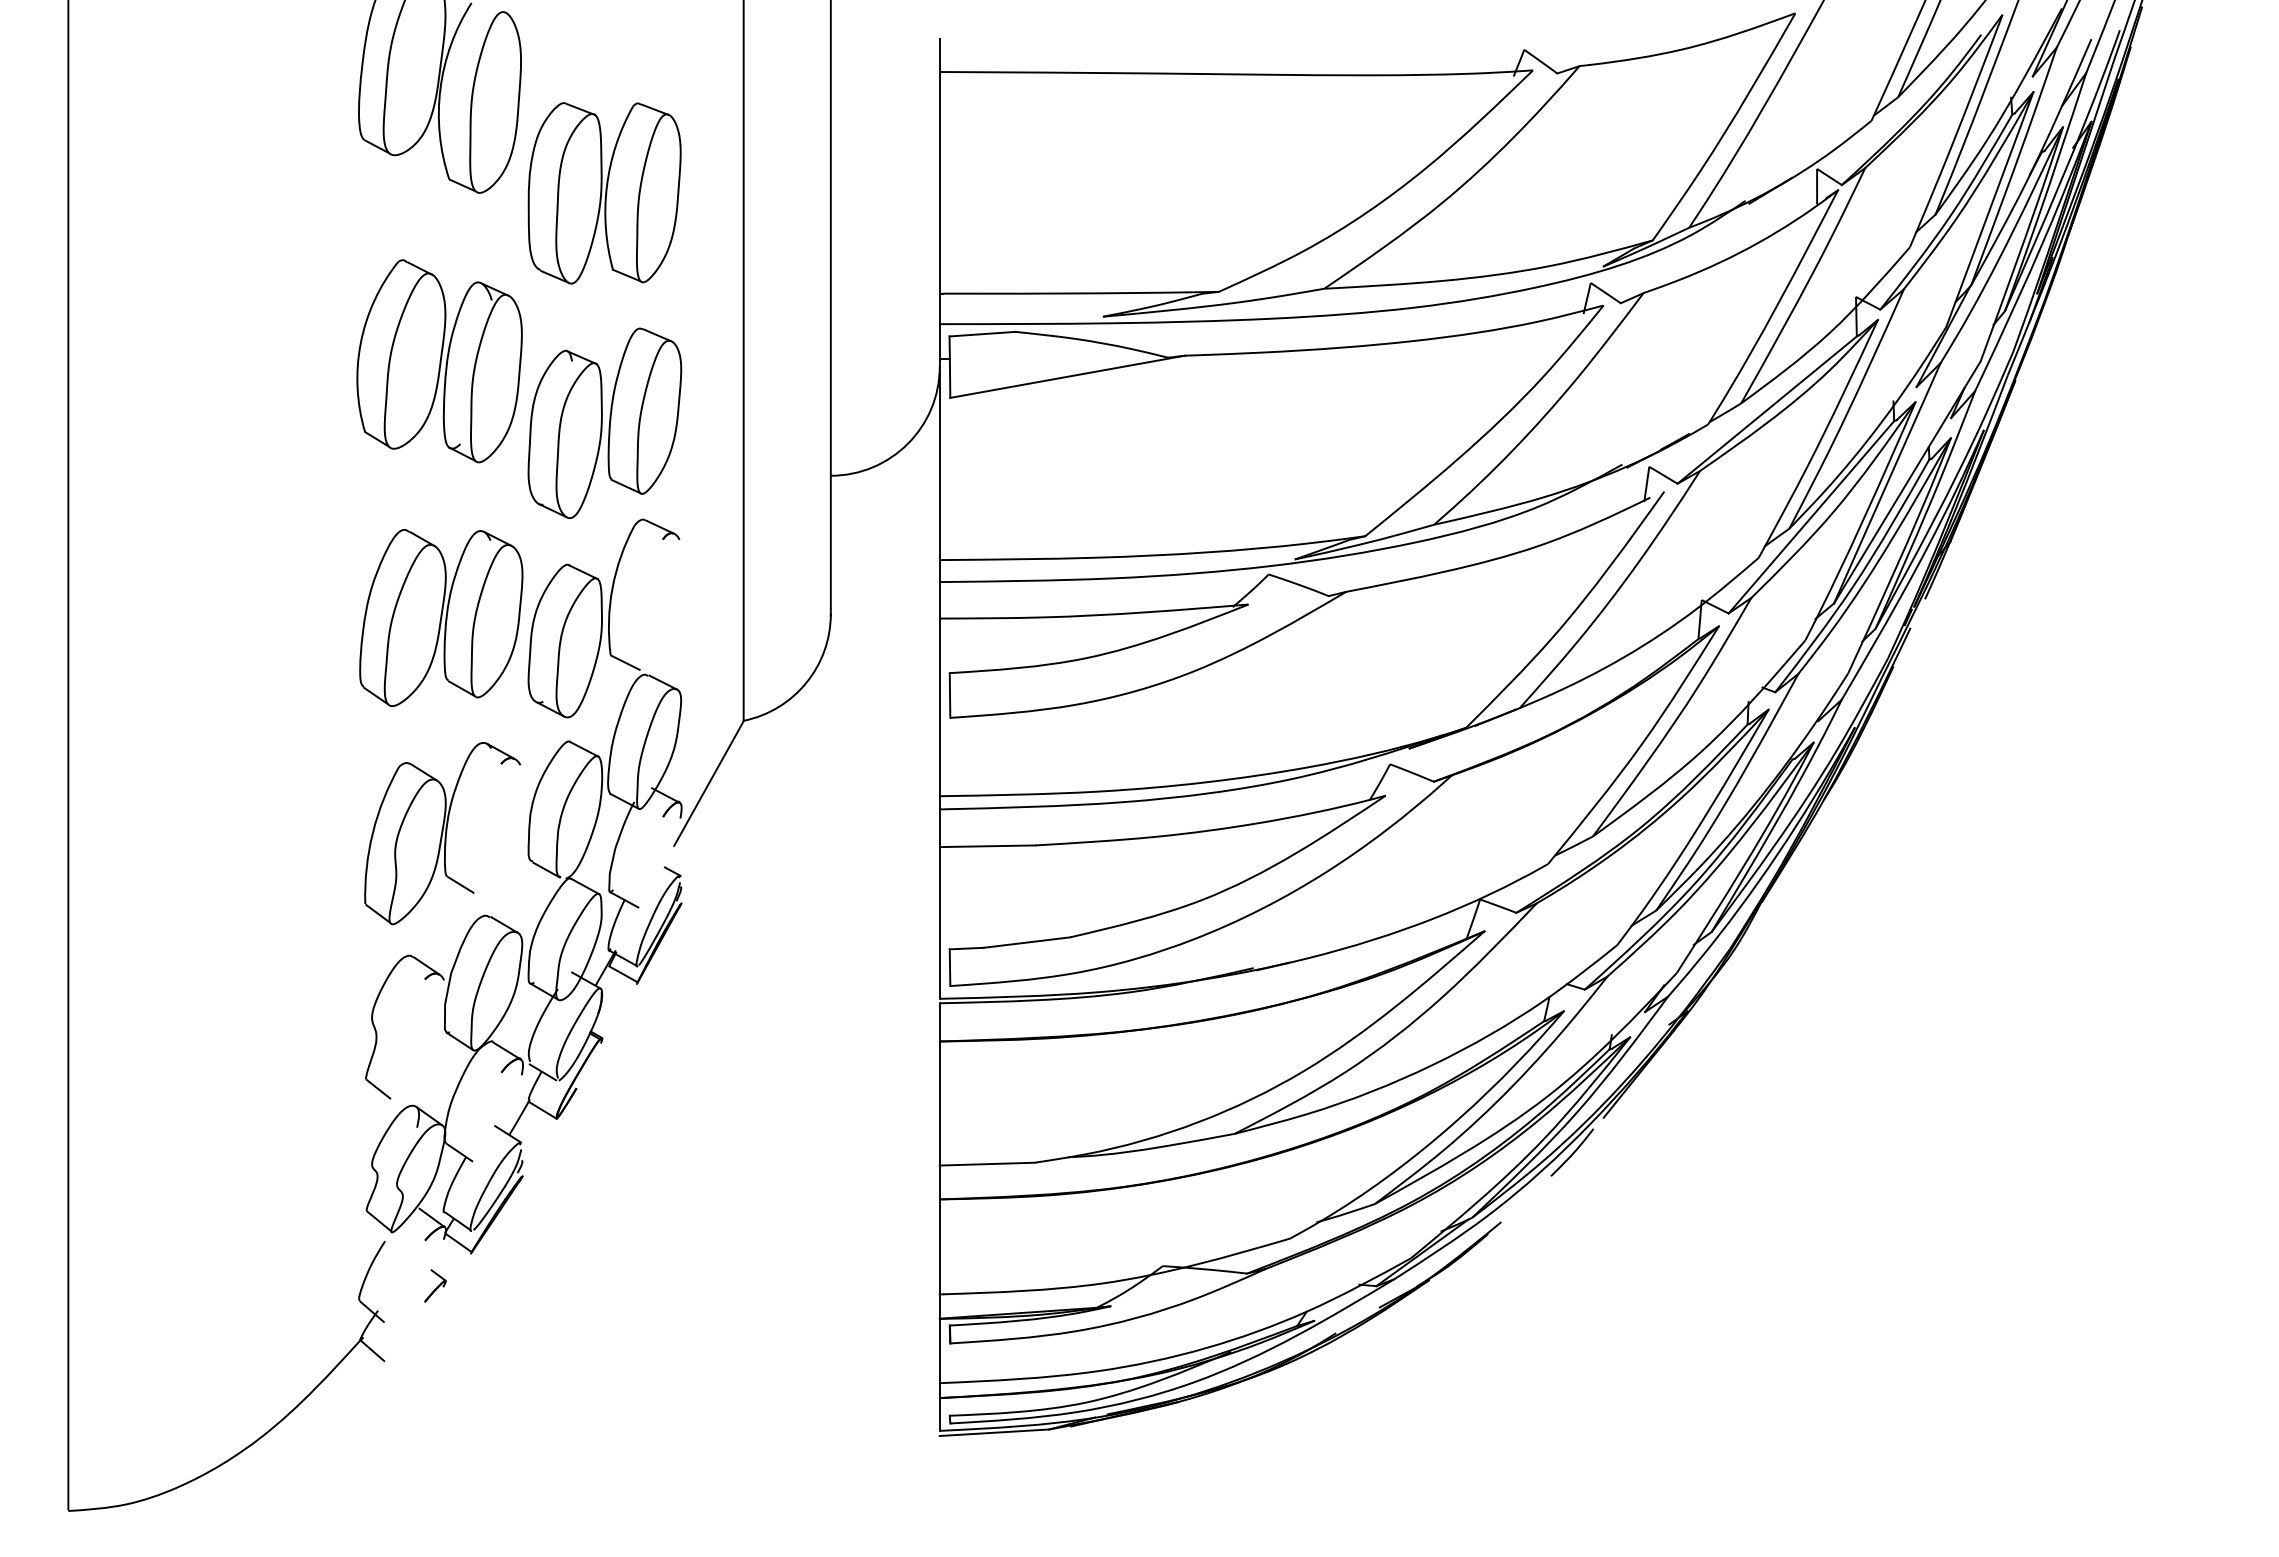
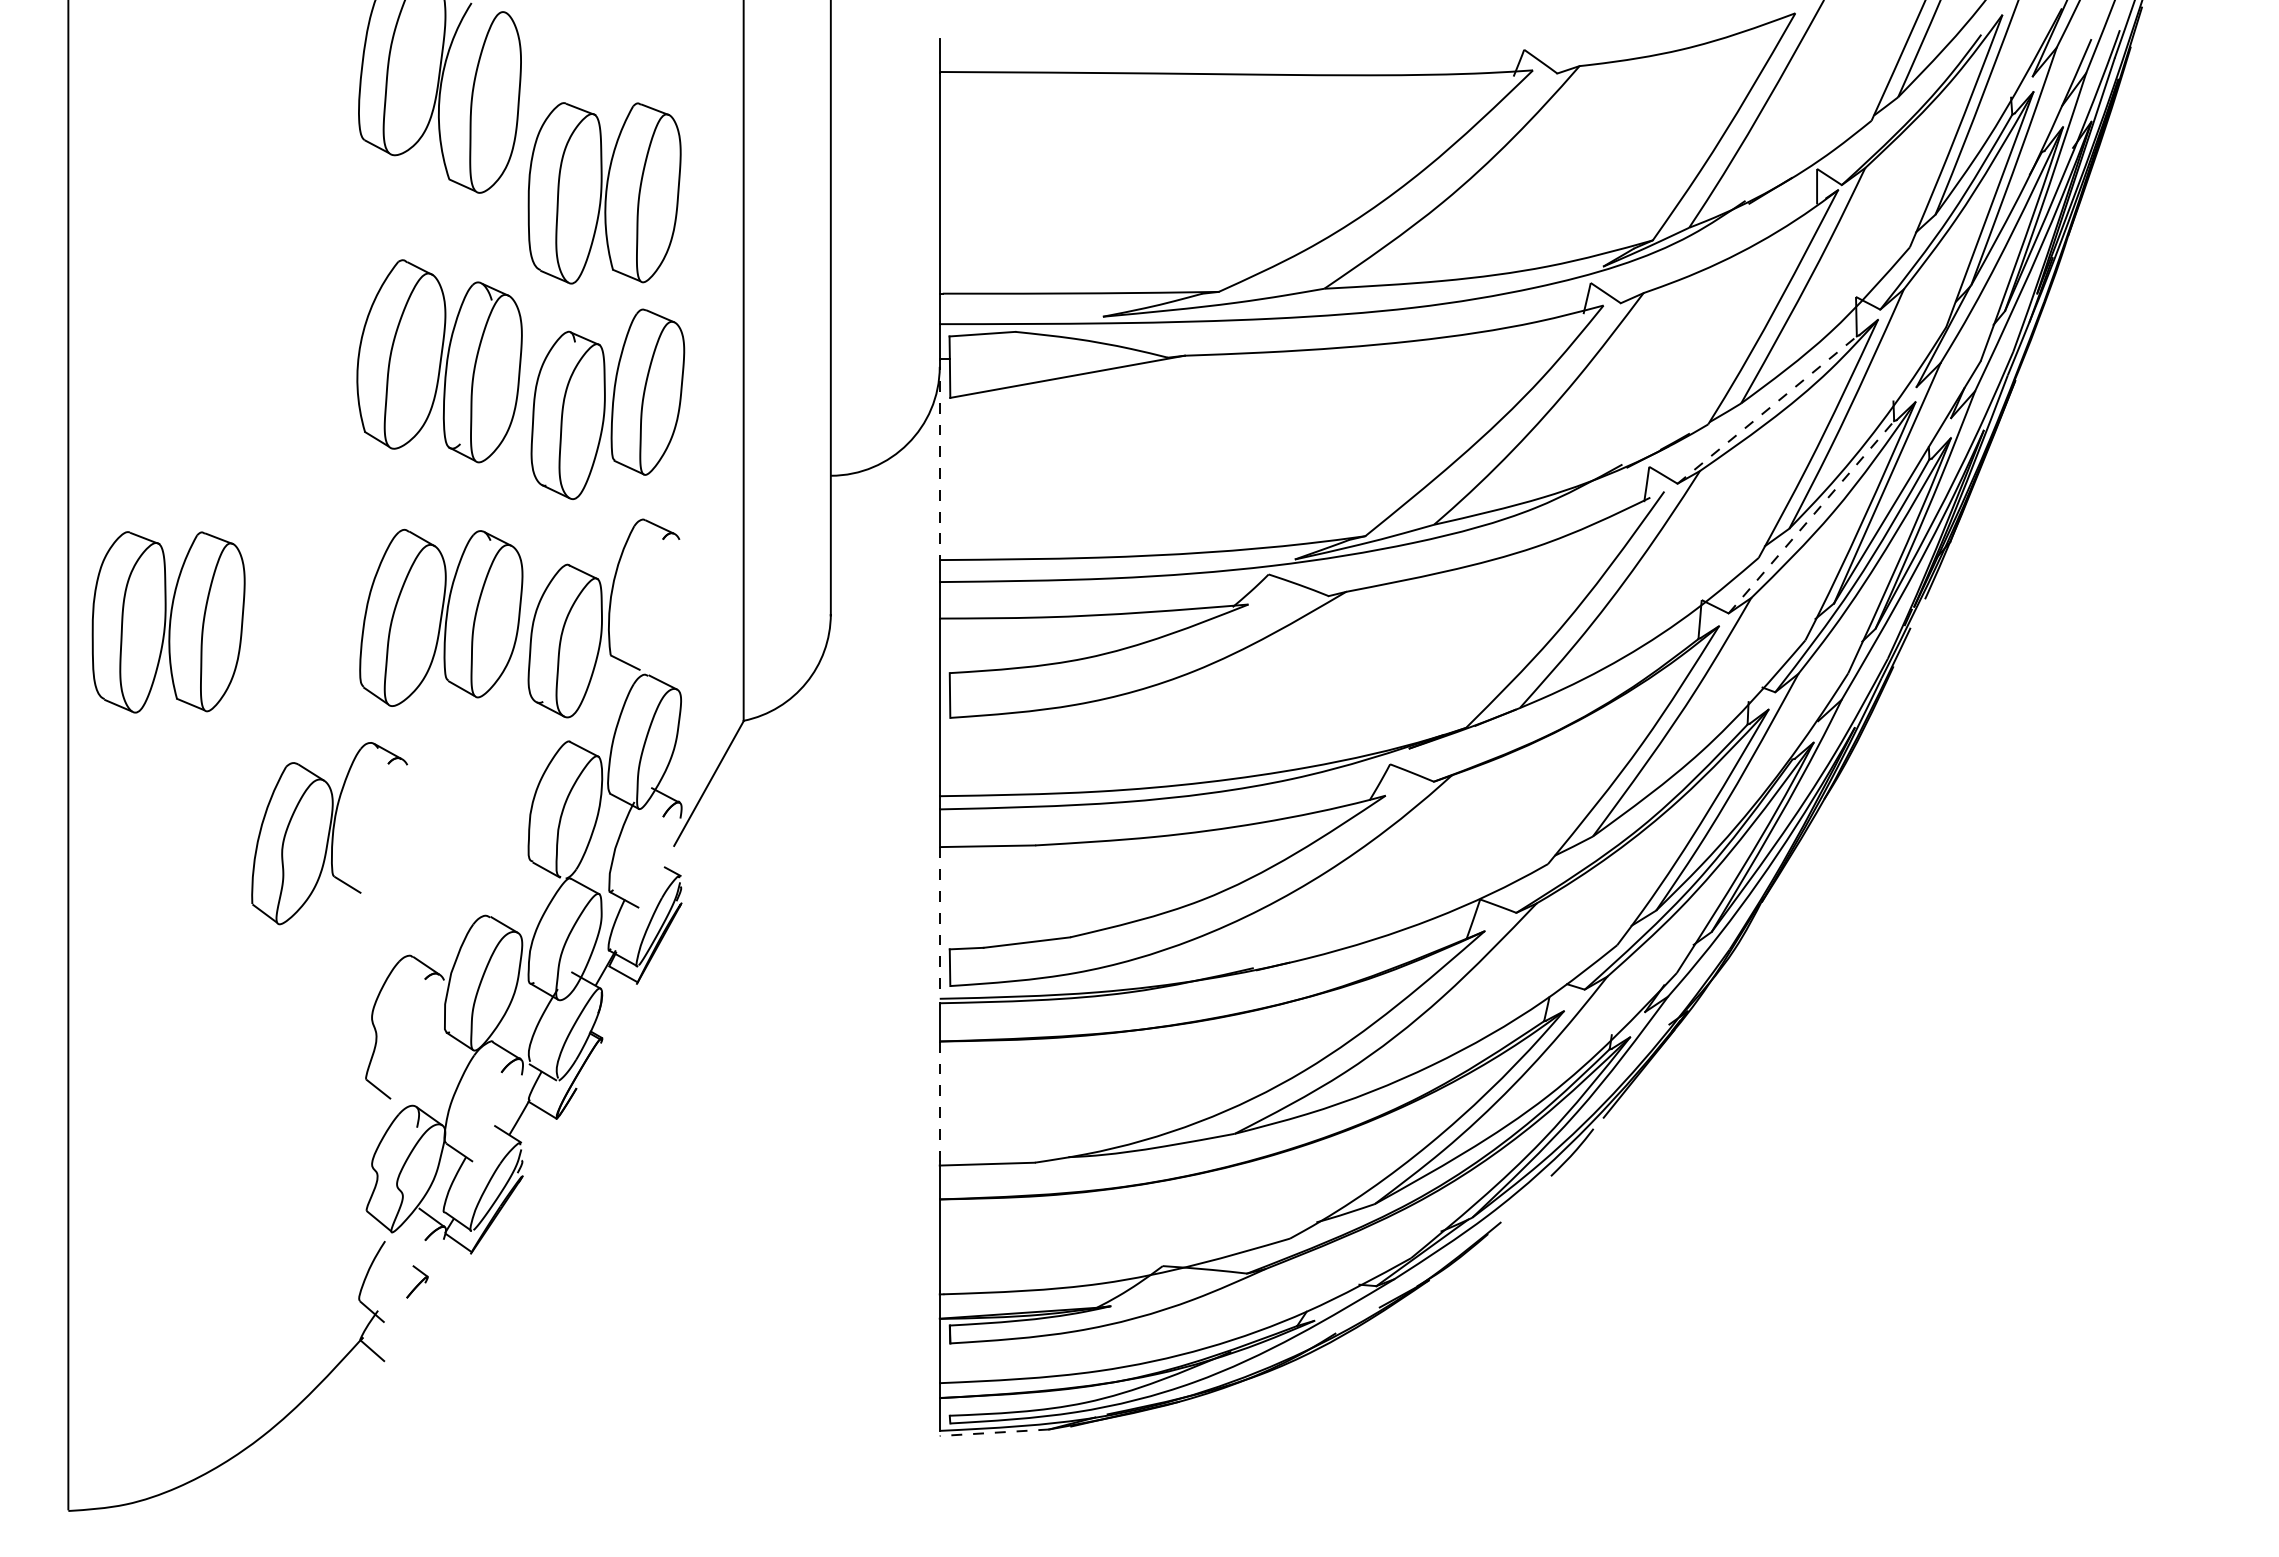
line: solid -> dashed (1767, 409)
part position: (604, 422) -> (607, 403) (607, 403)
line: solid -> dashed (939, 459)
line: solid -> dashed (1811, 517)
part: none -> present (168, 622)
part position: (442, 833) -> (329, 833) (329, 833)
line: solid -> dashed (939, 923)
line: solid -> dashed (939, 1103)
part position: (435, 1285) -> (417, 1281) (417, 1281)
line: solid -> dashed (994, 1432)
